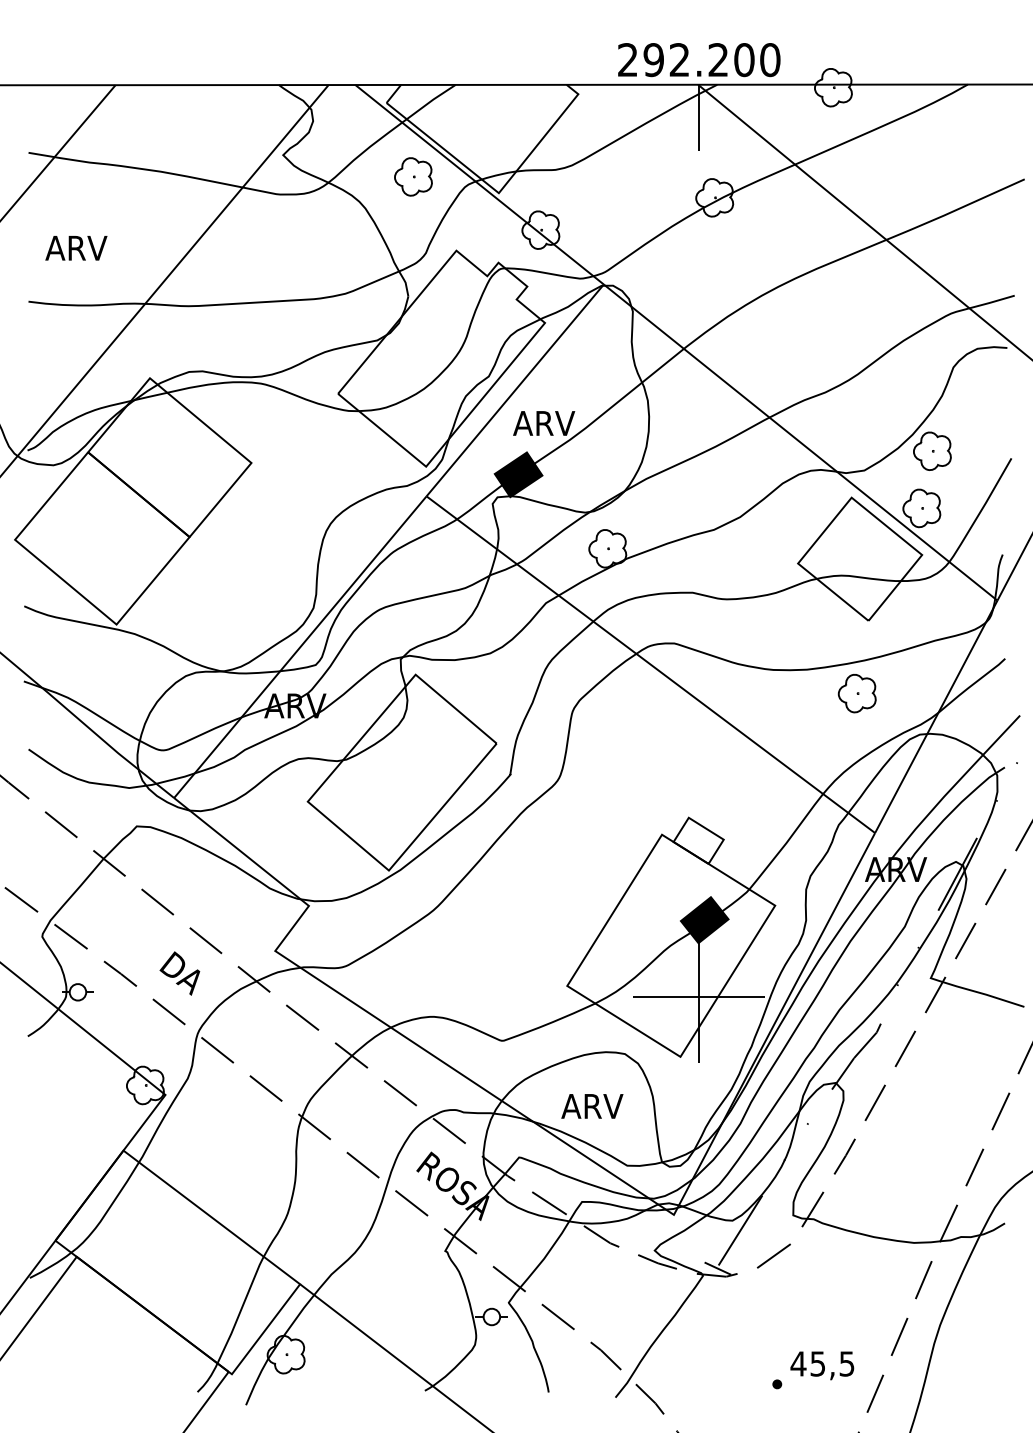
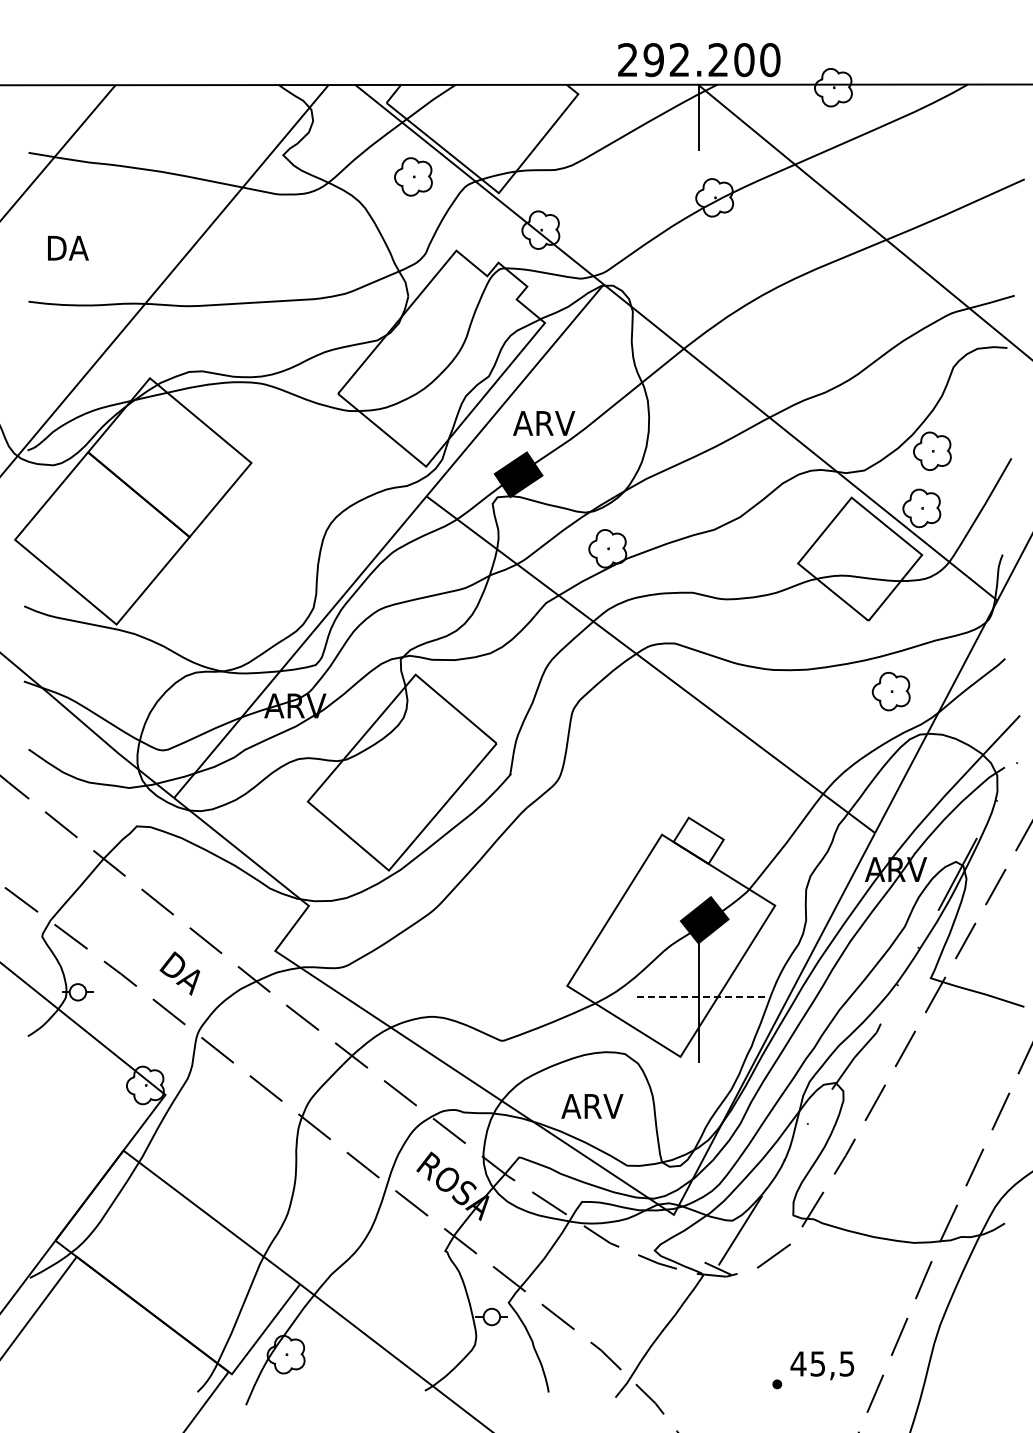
text: ARV -> DA (76, 247)
part position: (856, 693) -> (890, 691) (890, 691)
line: solid -> dashed (699, 997)
